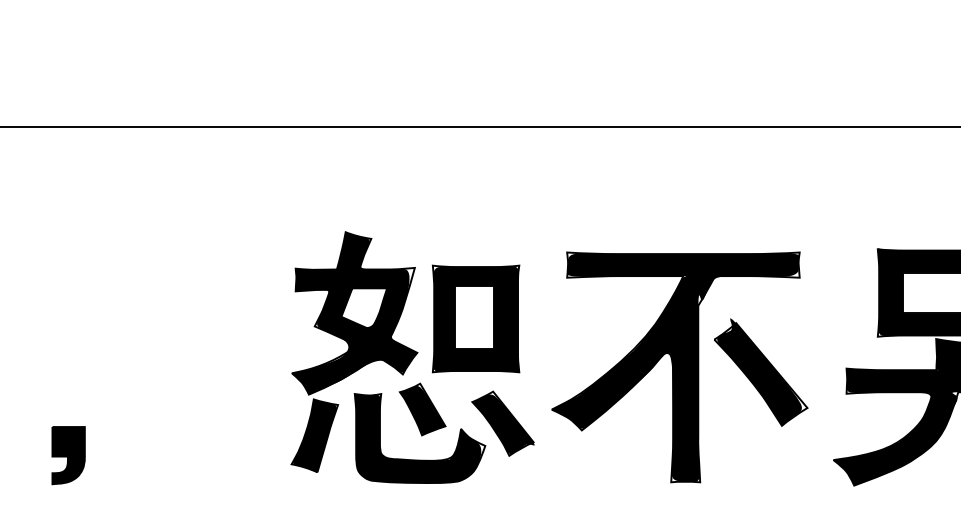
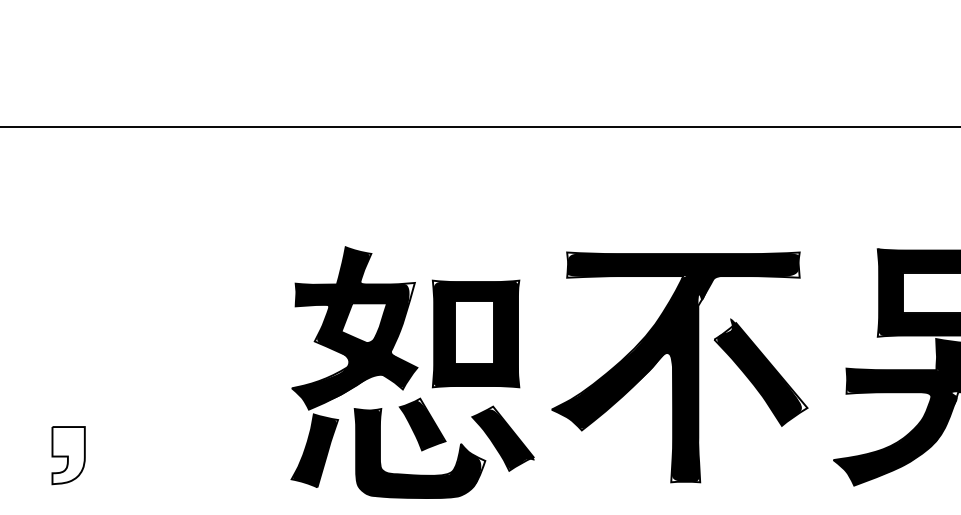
part position: (412, 357) -> (412, 372) (412, 372)
fill: present -> none (68, 455)
